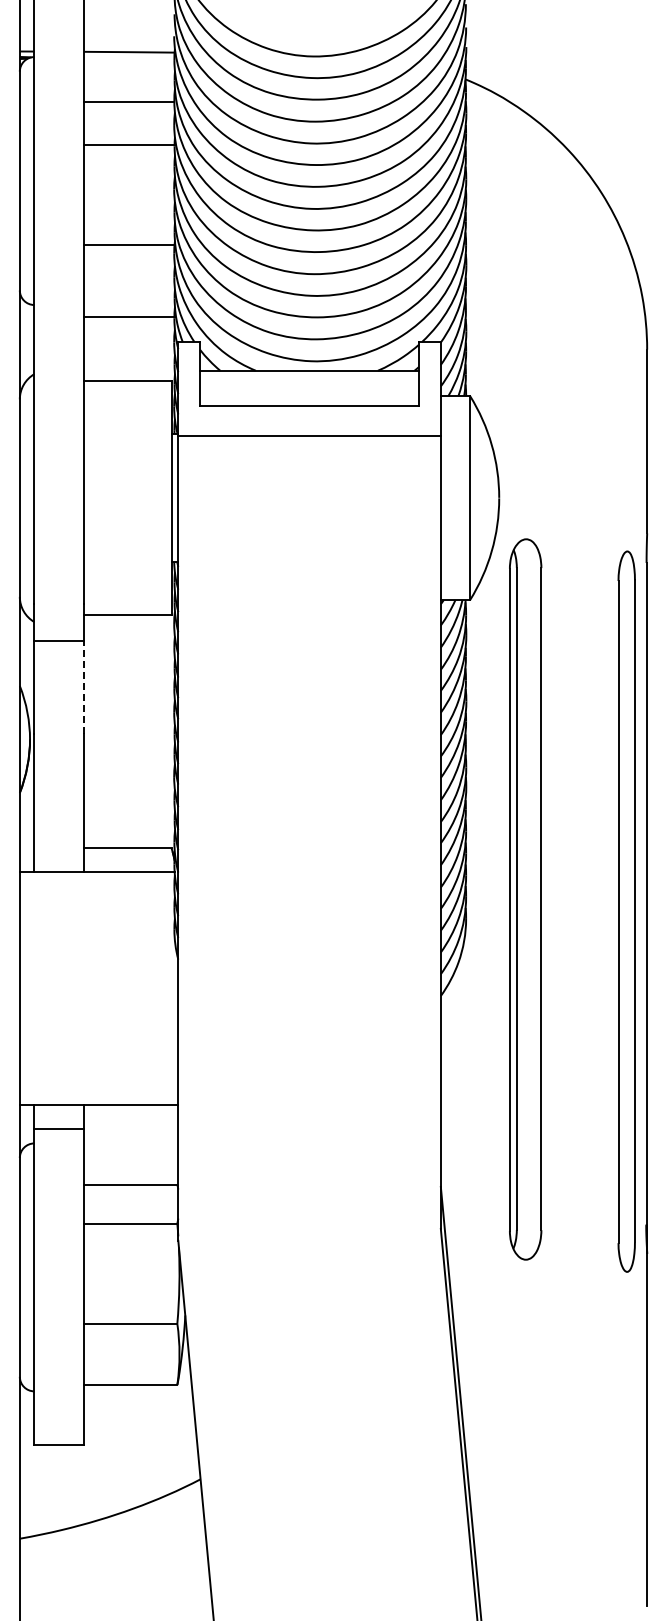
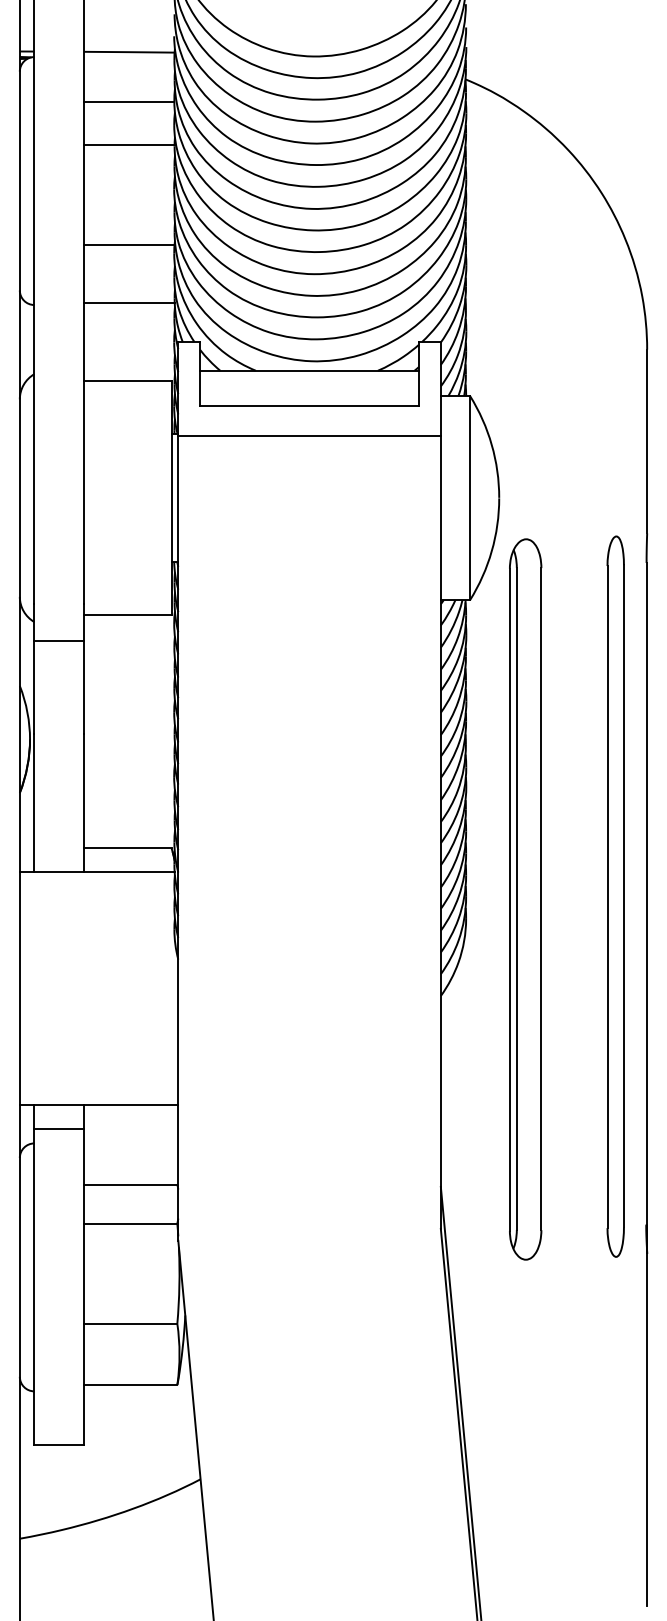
line position: (129, 317) -> (129, 303) (129, 303)
line: dashed -> solid (84, 687)
part position: (626, 911) -> (615, 896) (615, 896)
